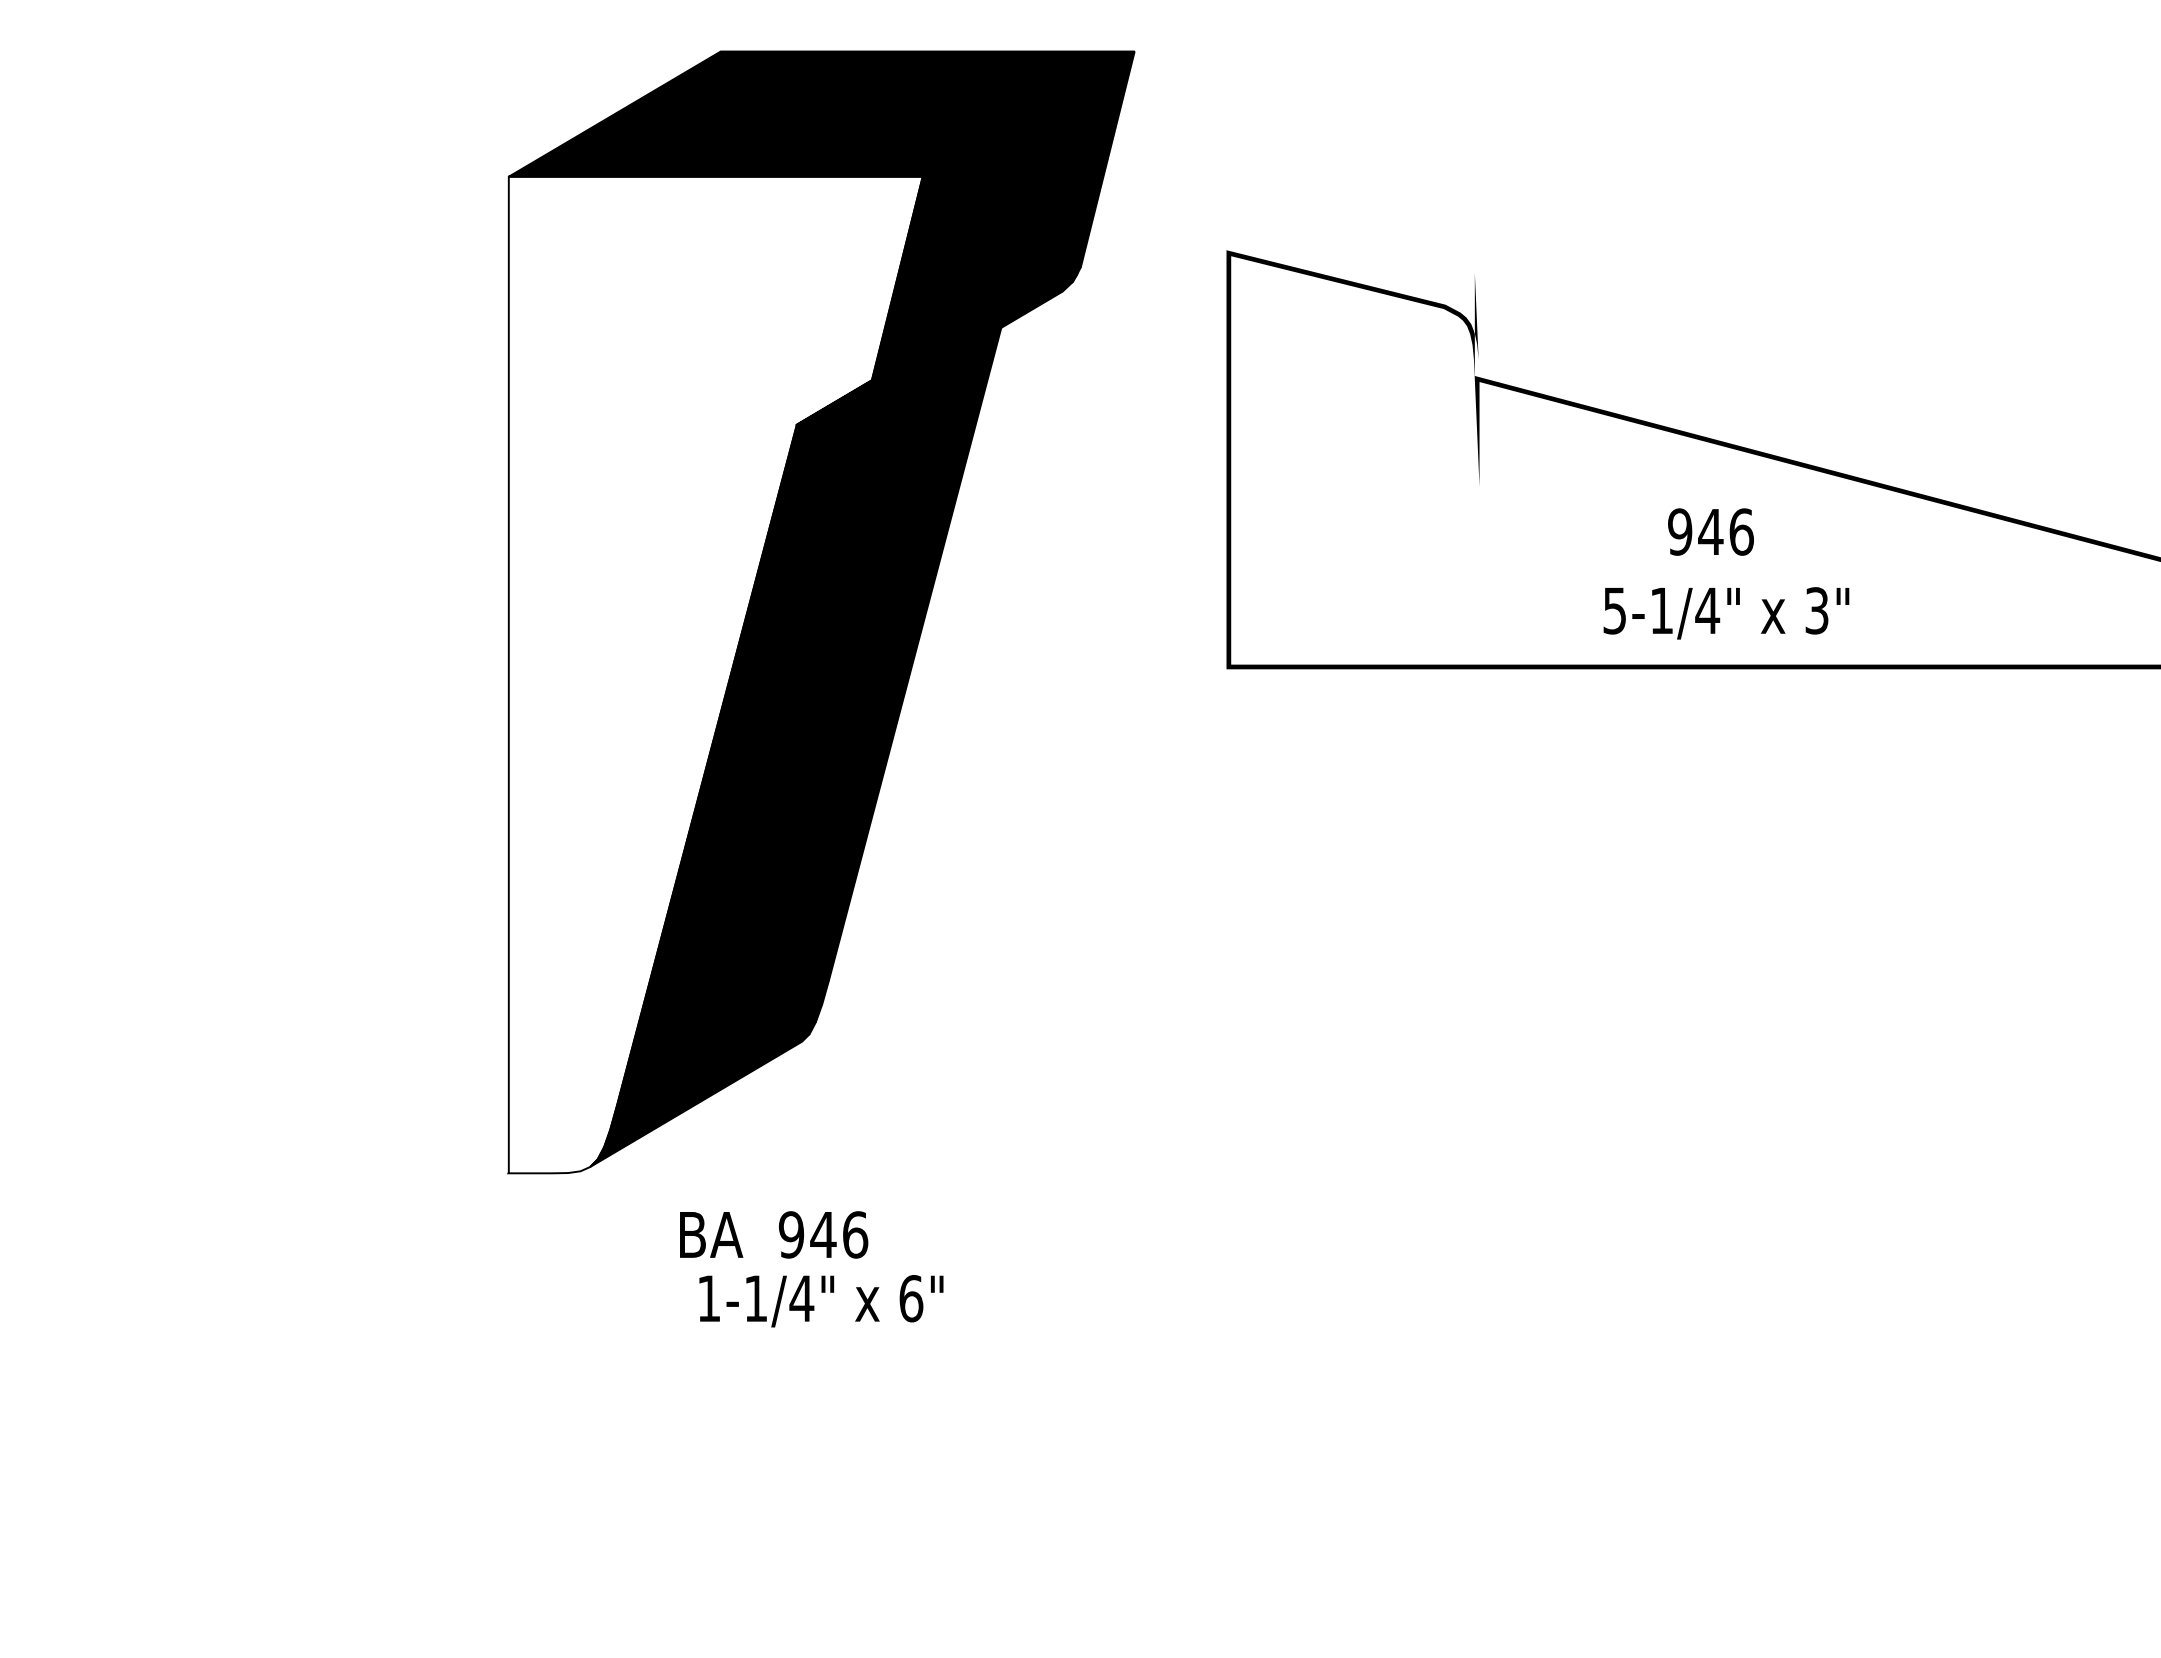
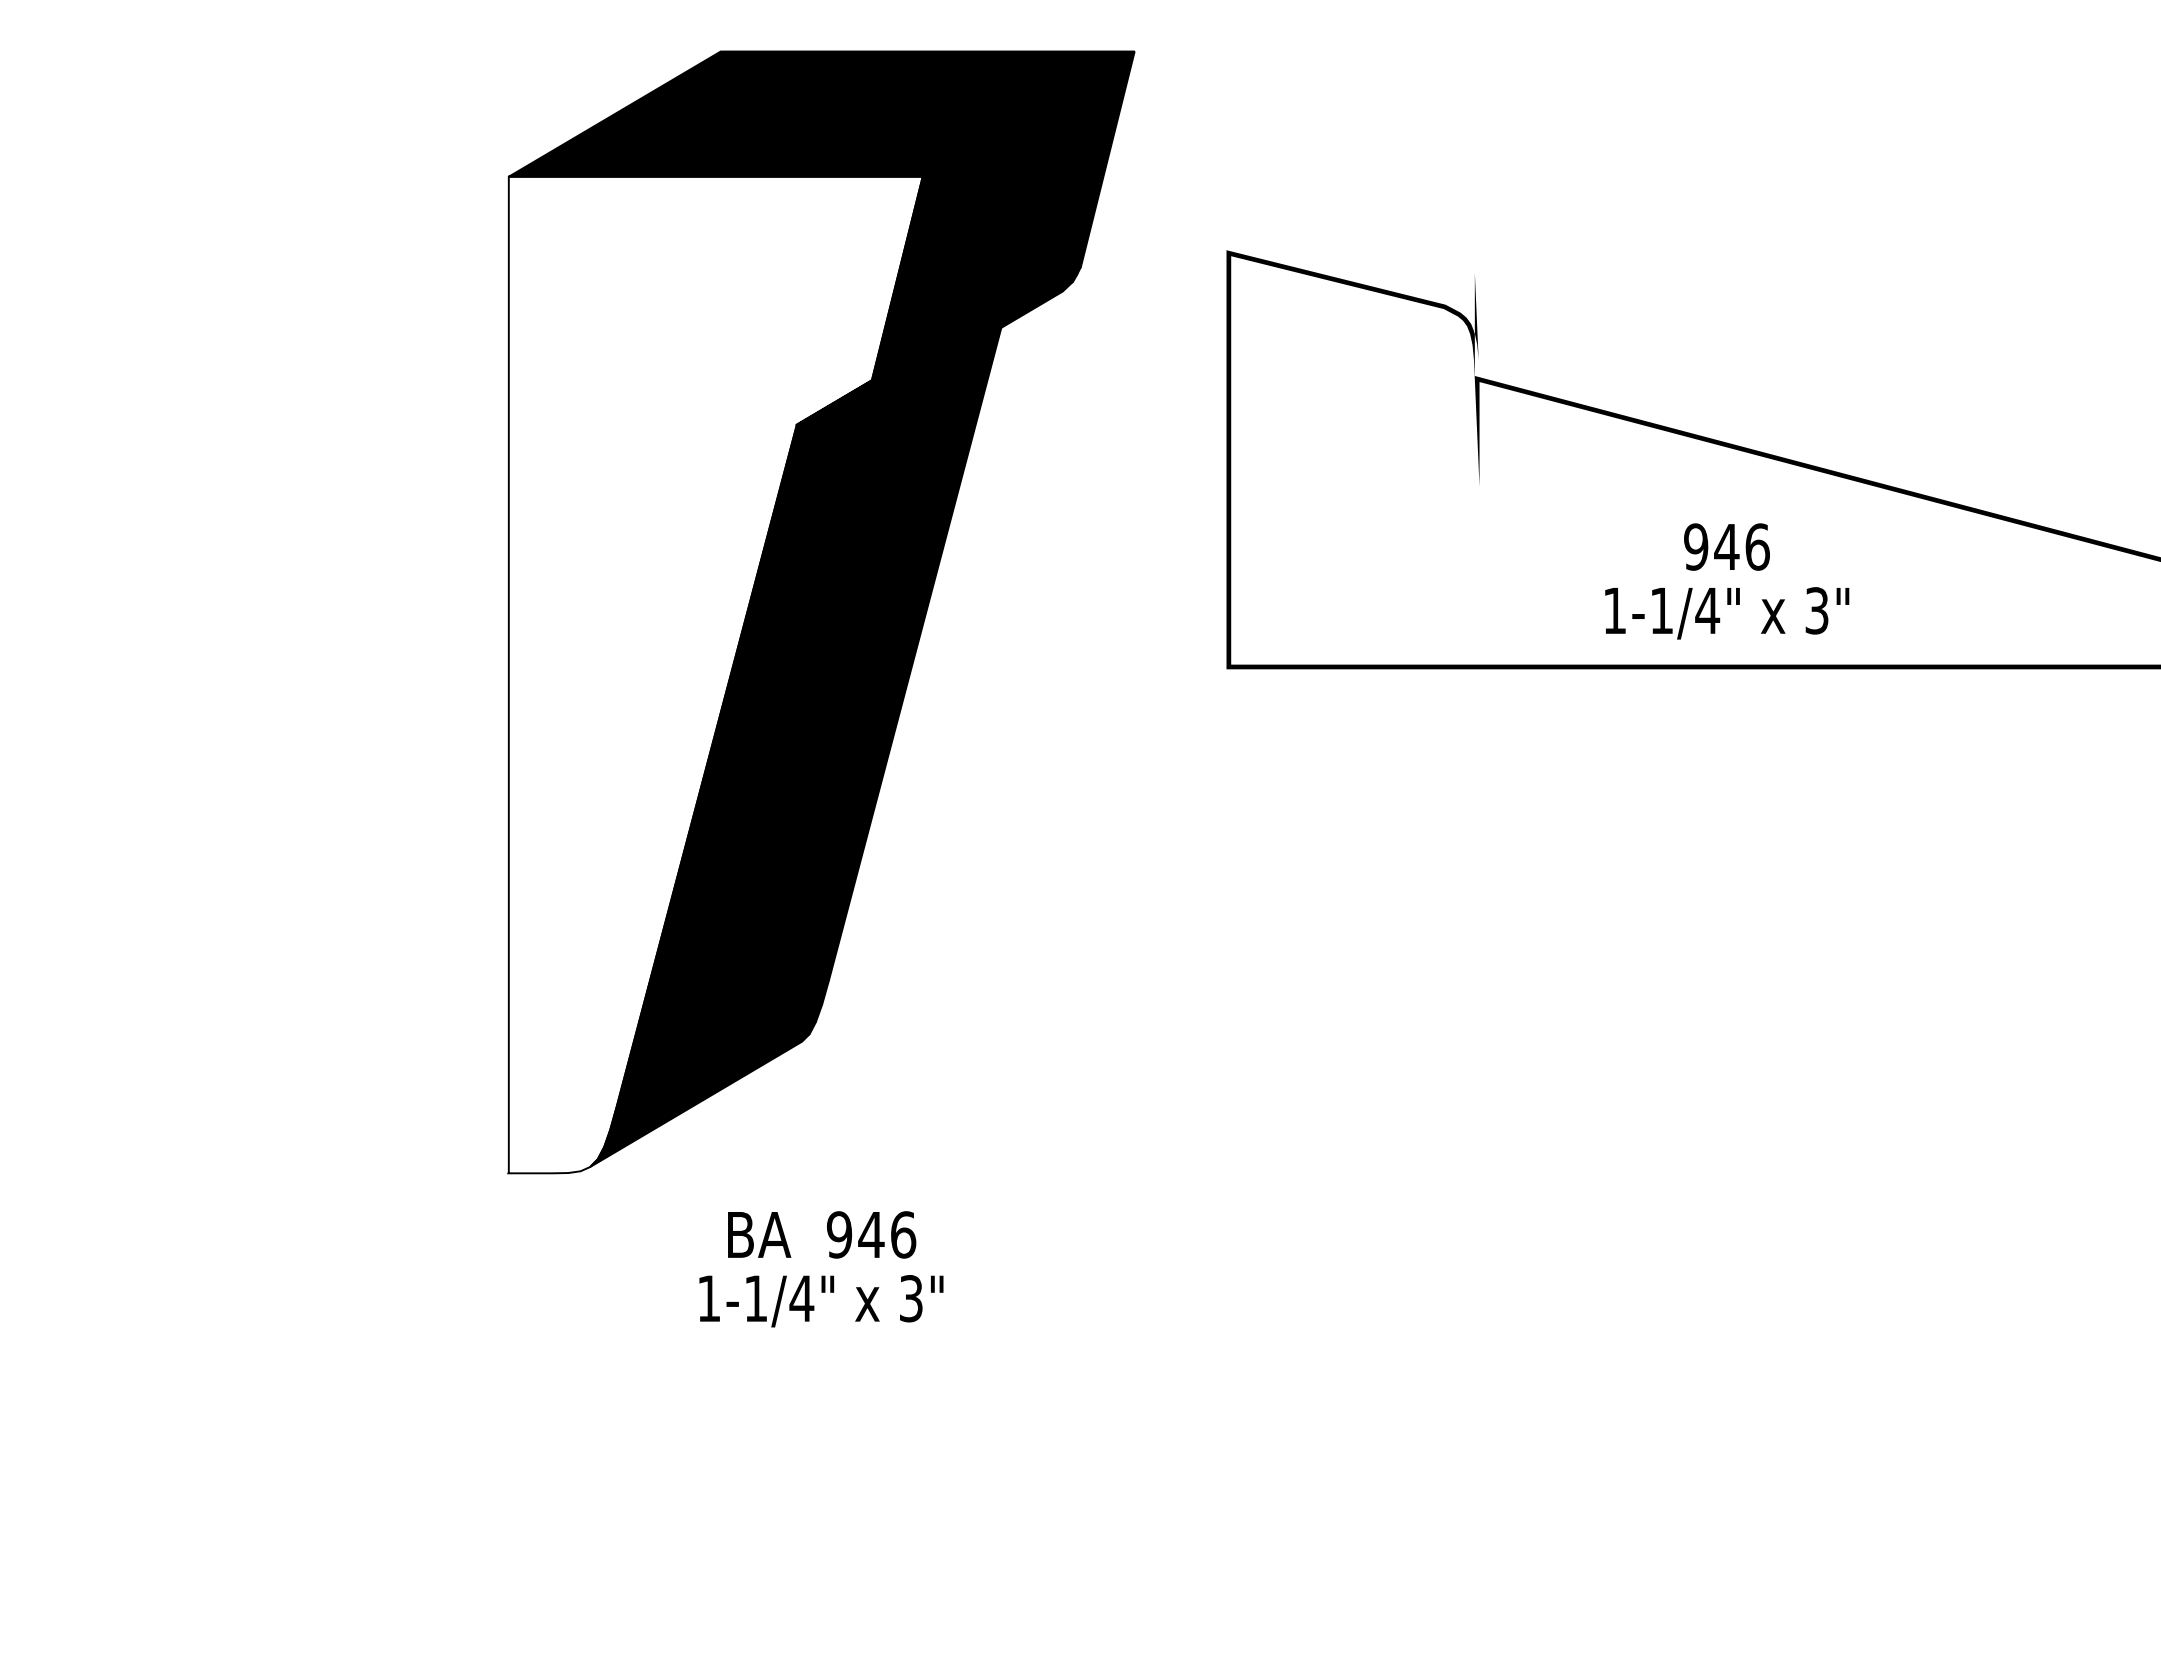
text position: (1710, 531) -> (1726, 546) (1726, 546)
text: 5-1/4" -> 1-1/4" (1614, 610)
text position: (774, 1234) -> (822, 1234) (822, 1234)
text: 6" -> 3" (911, 1298)
